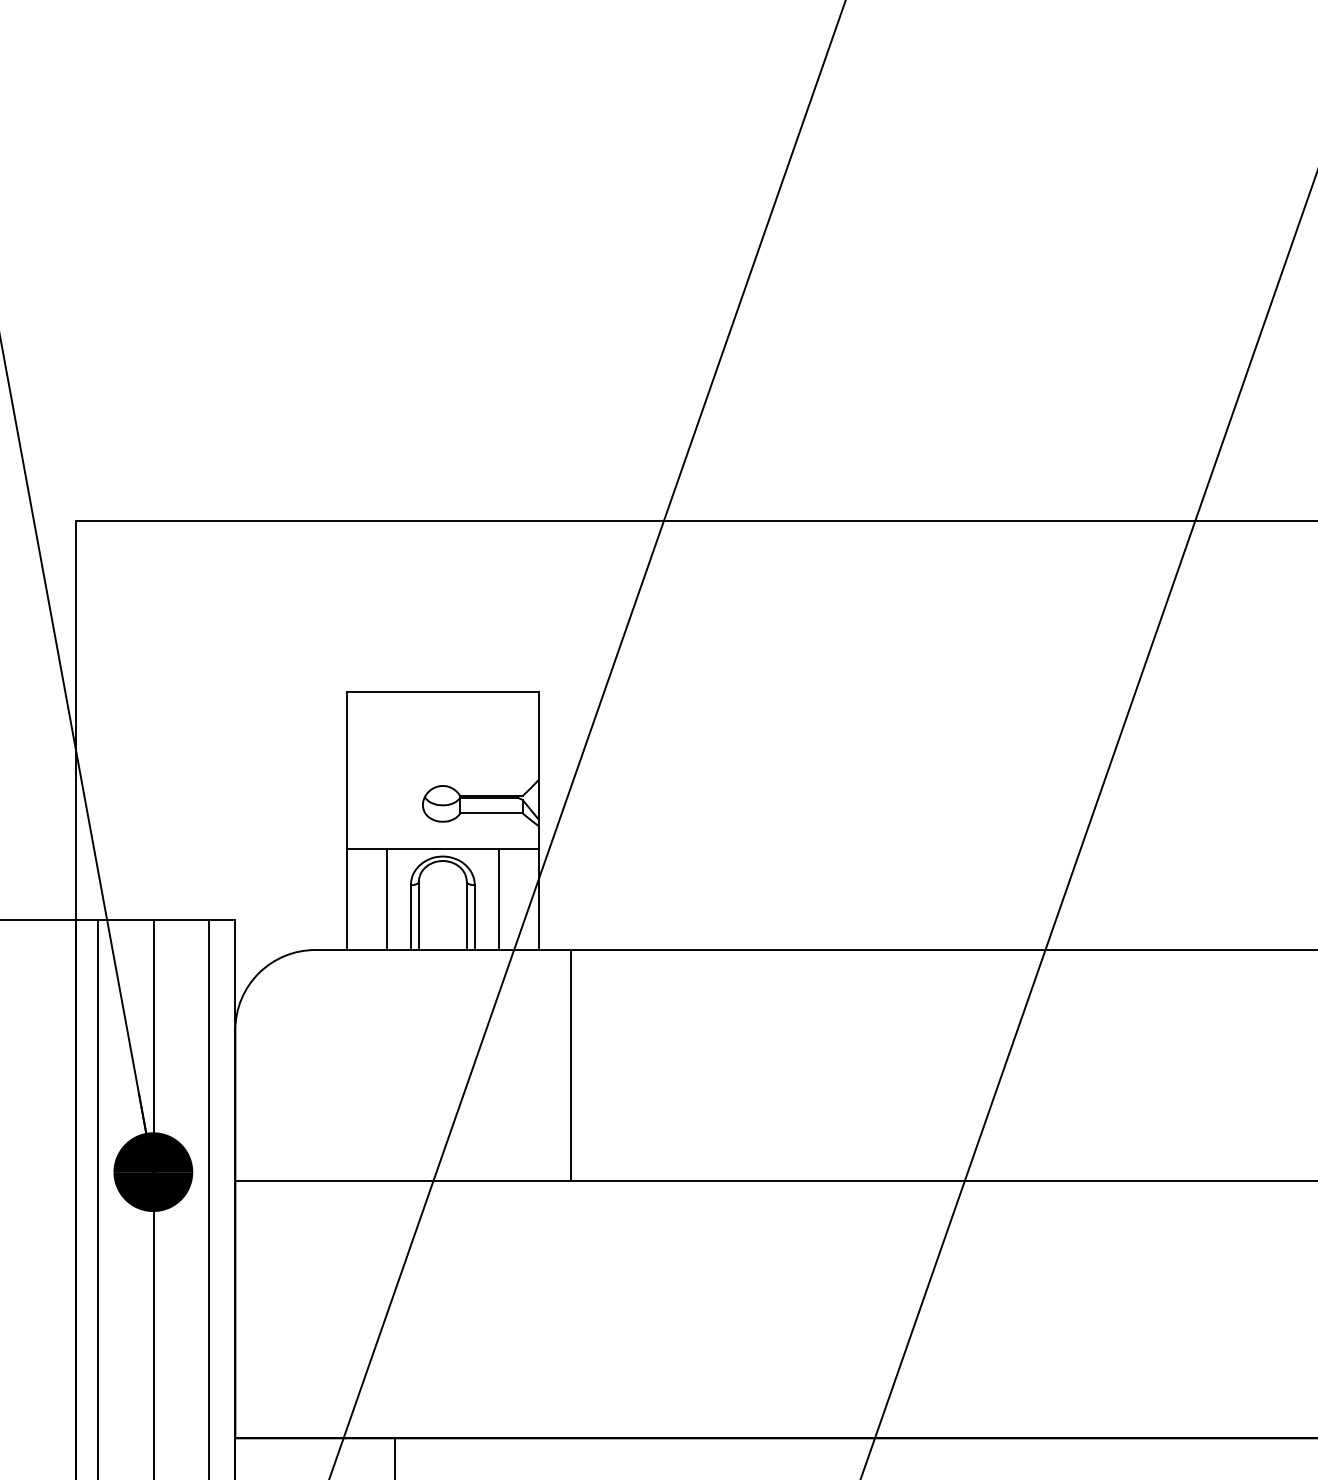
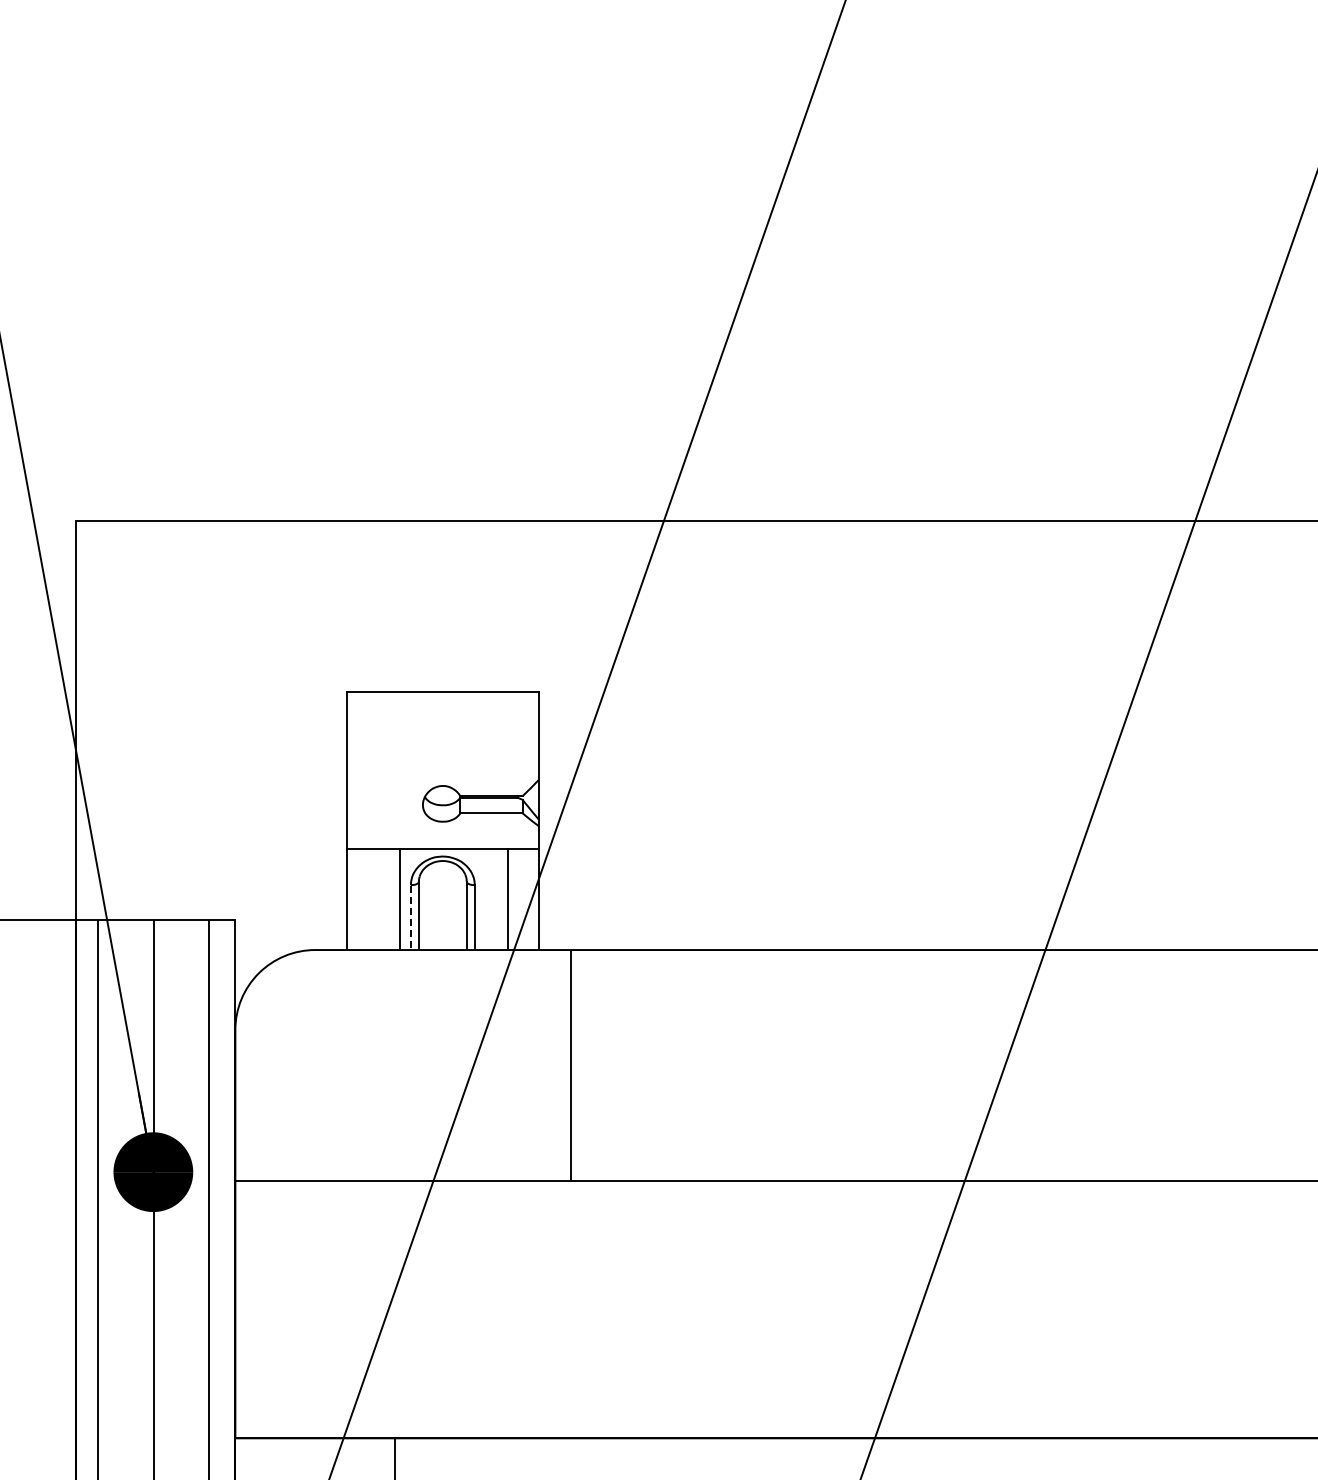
line position: (386, 898) -> (399, 898) (399, 898)
line position: (498, 898) -> (507, 898) (507, 898)
line: solid -> dashed (410, 916)
